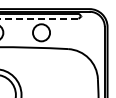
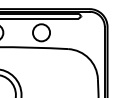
line: dashed -> solid (39, 18)
